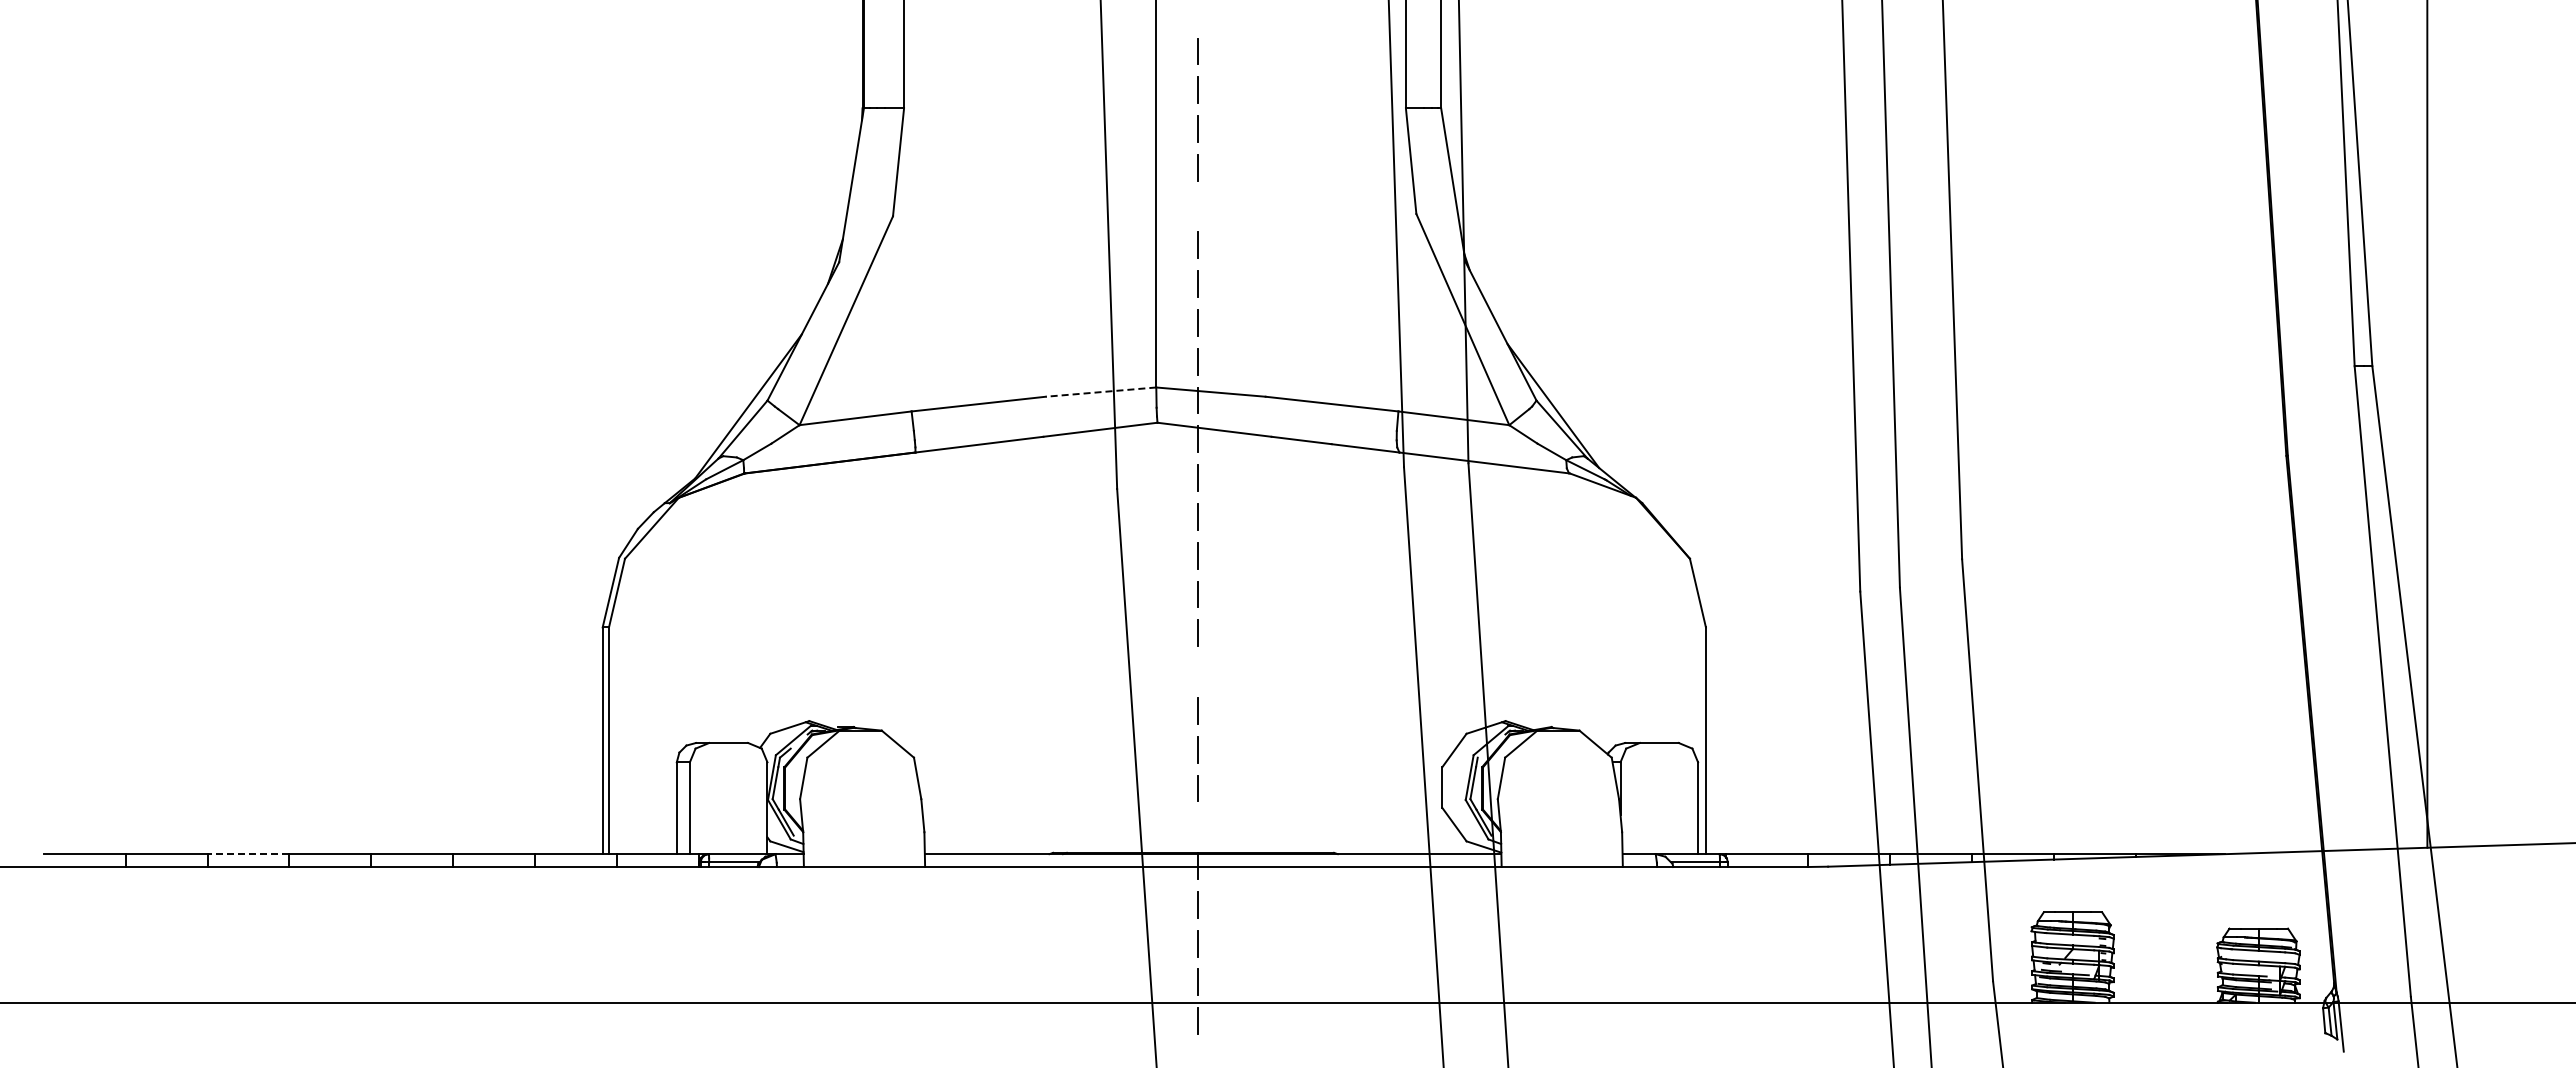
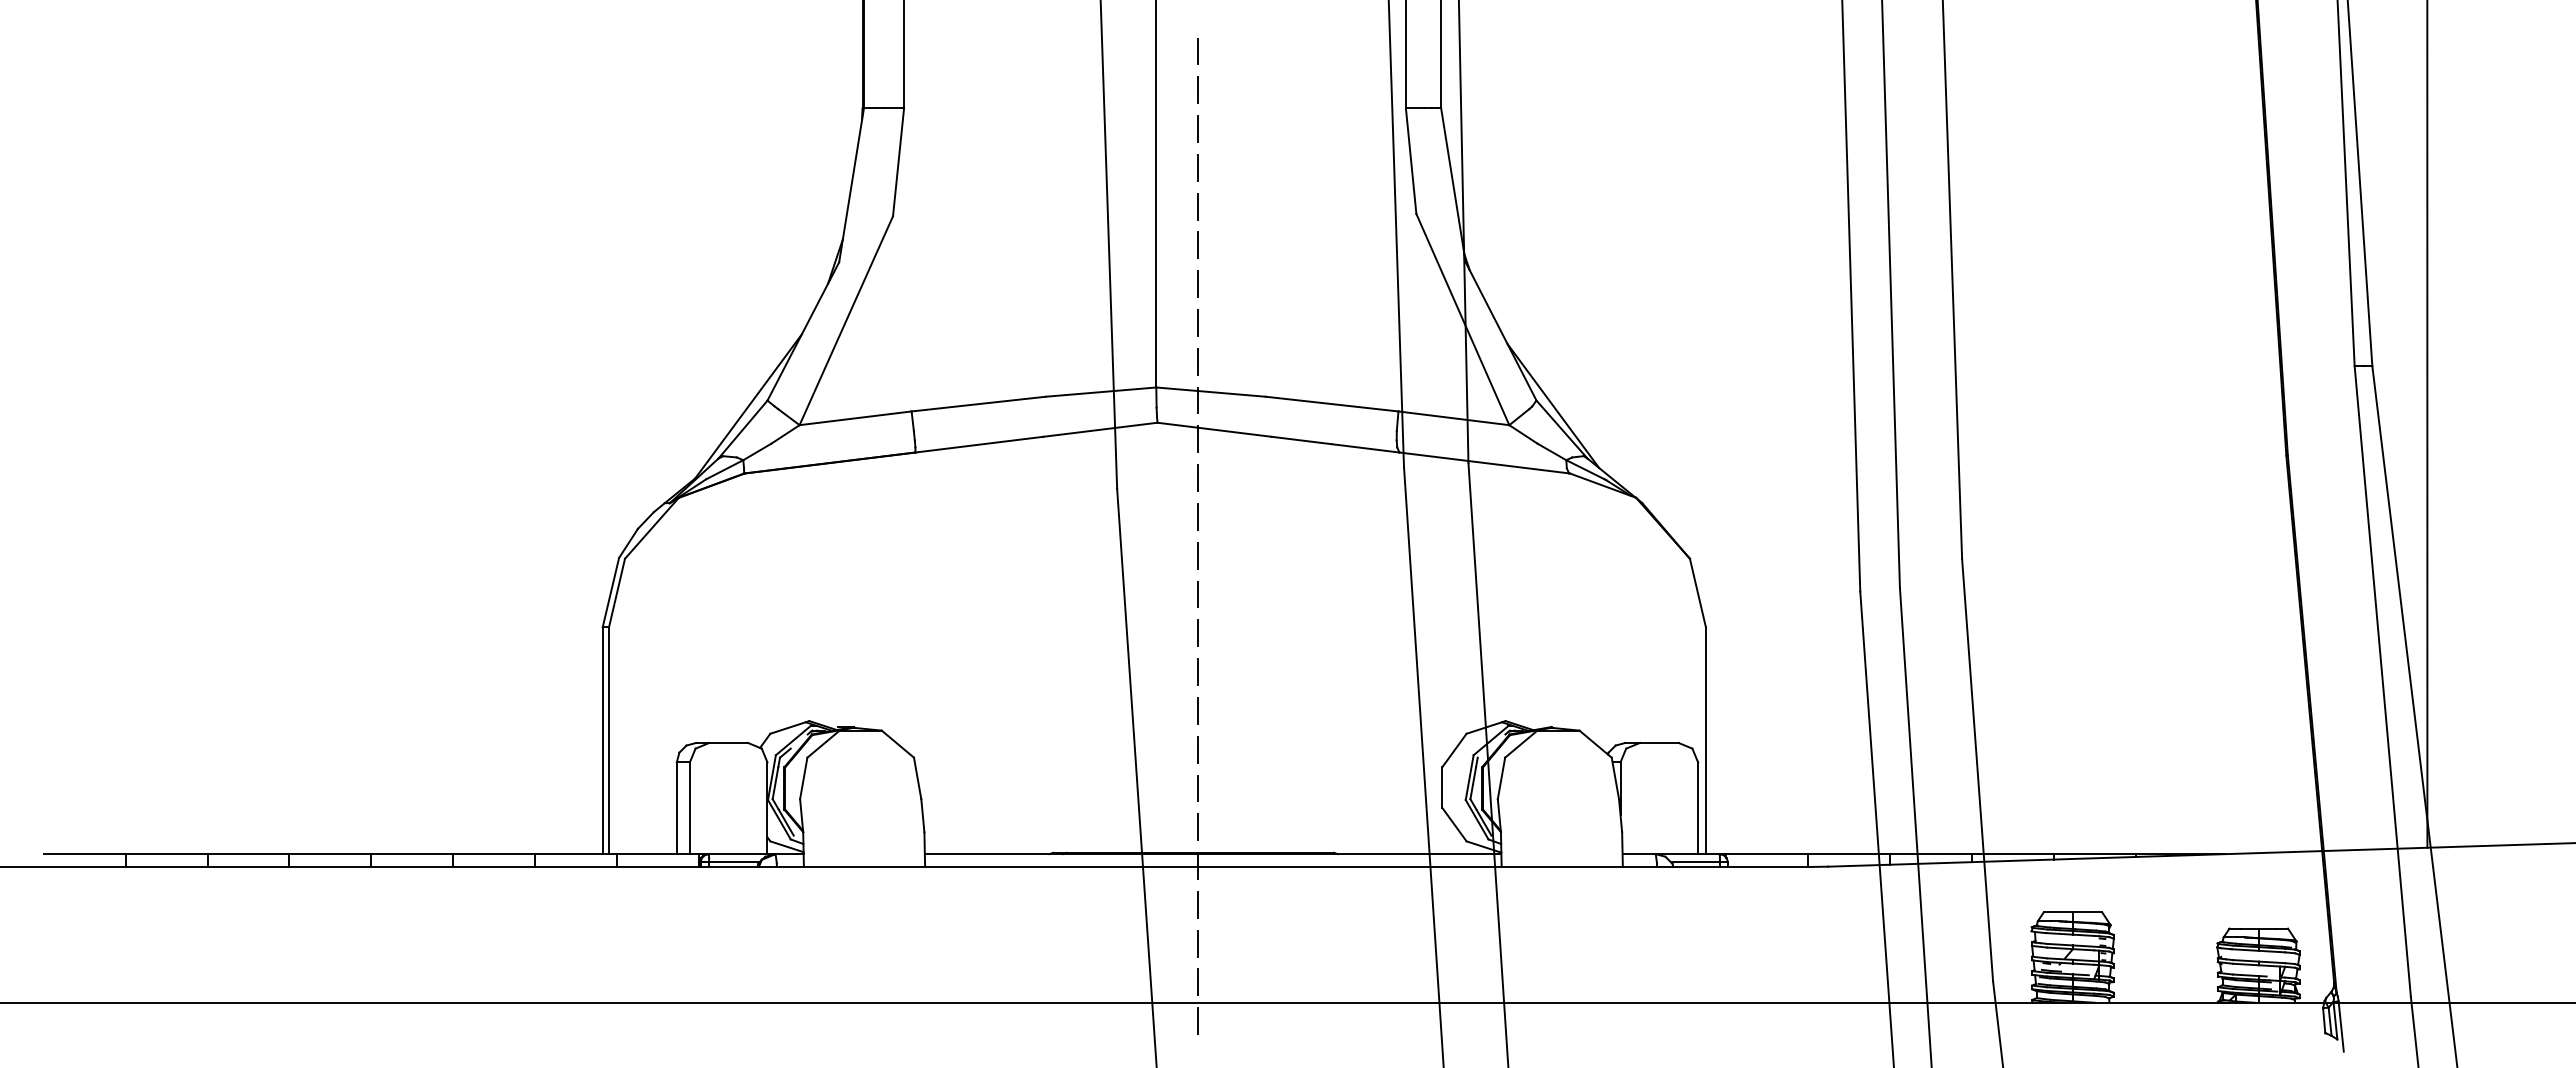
line: none -> present (1197, 206)
line: dashed -> solid (1100, 392)
line: none -> present (1197, 672)
line: none -> present (1197, 827)
line: dashed -> solid (248, 854)
